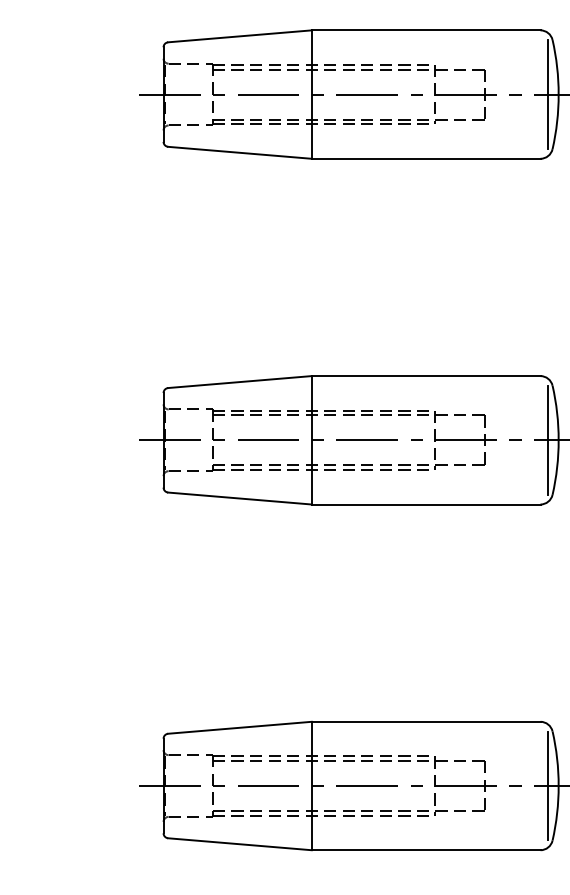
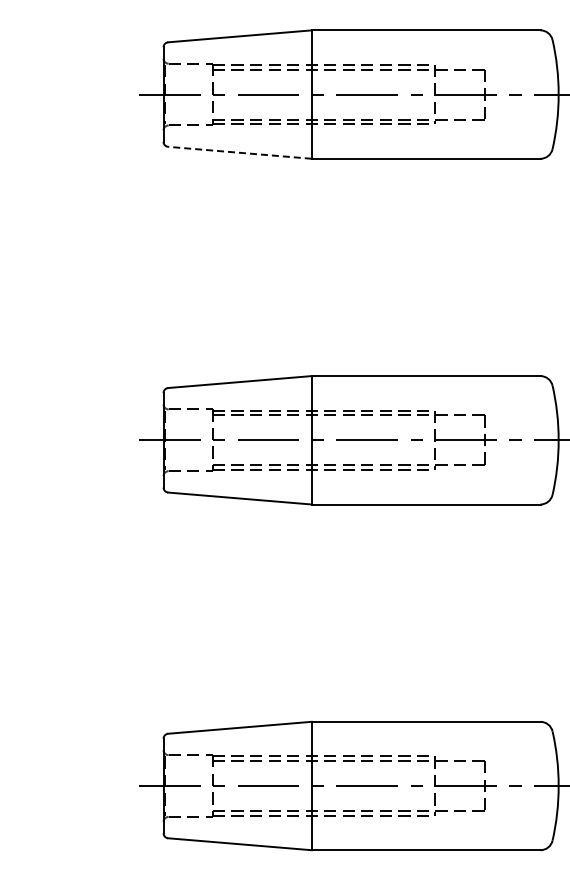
line: present -> none (548, 94)
line: solid -> dashed (239, 152)
line: present -> none (548, 439)
line: present -> none (548, 785)
